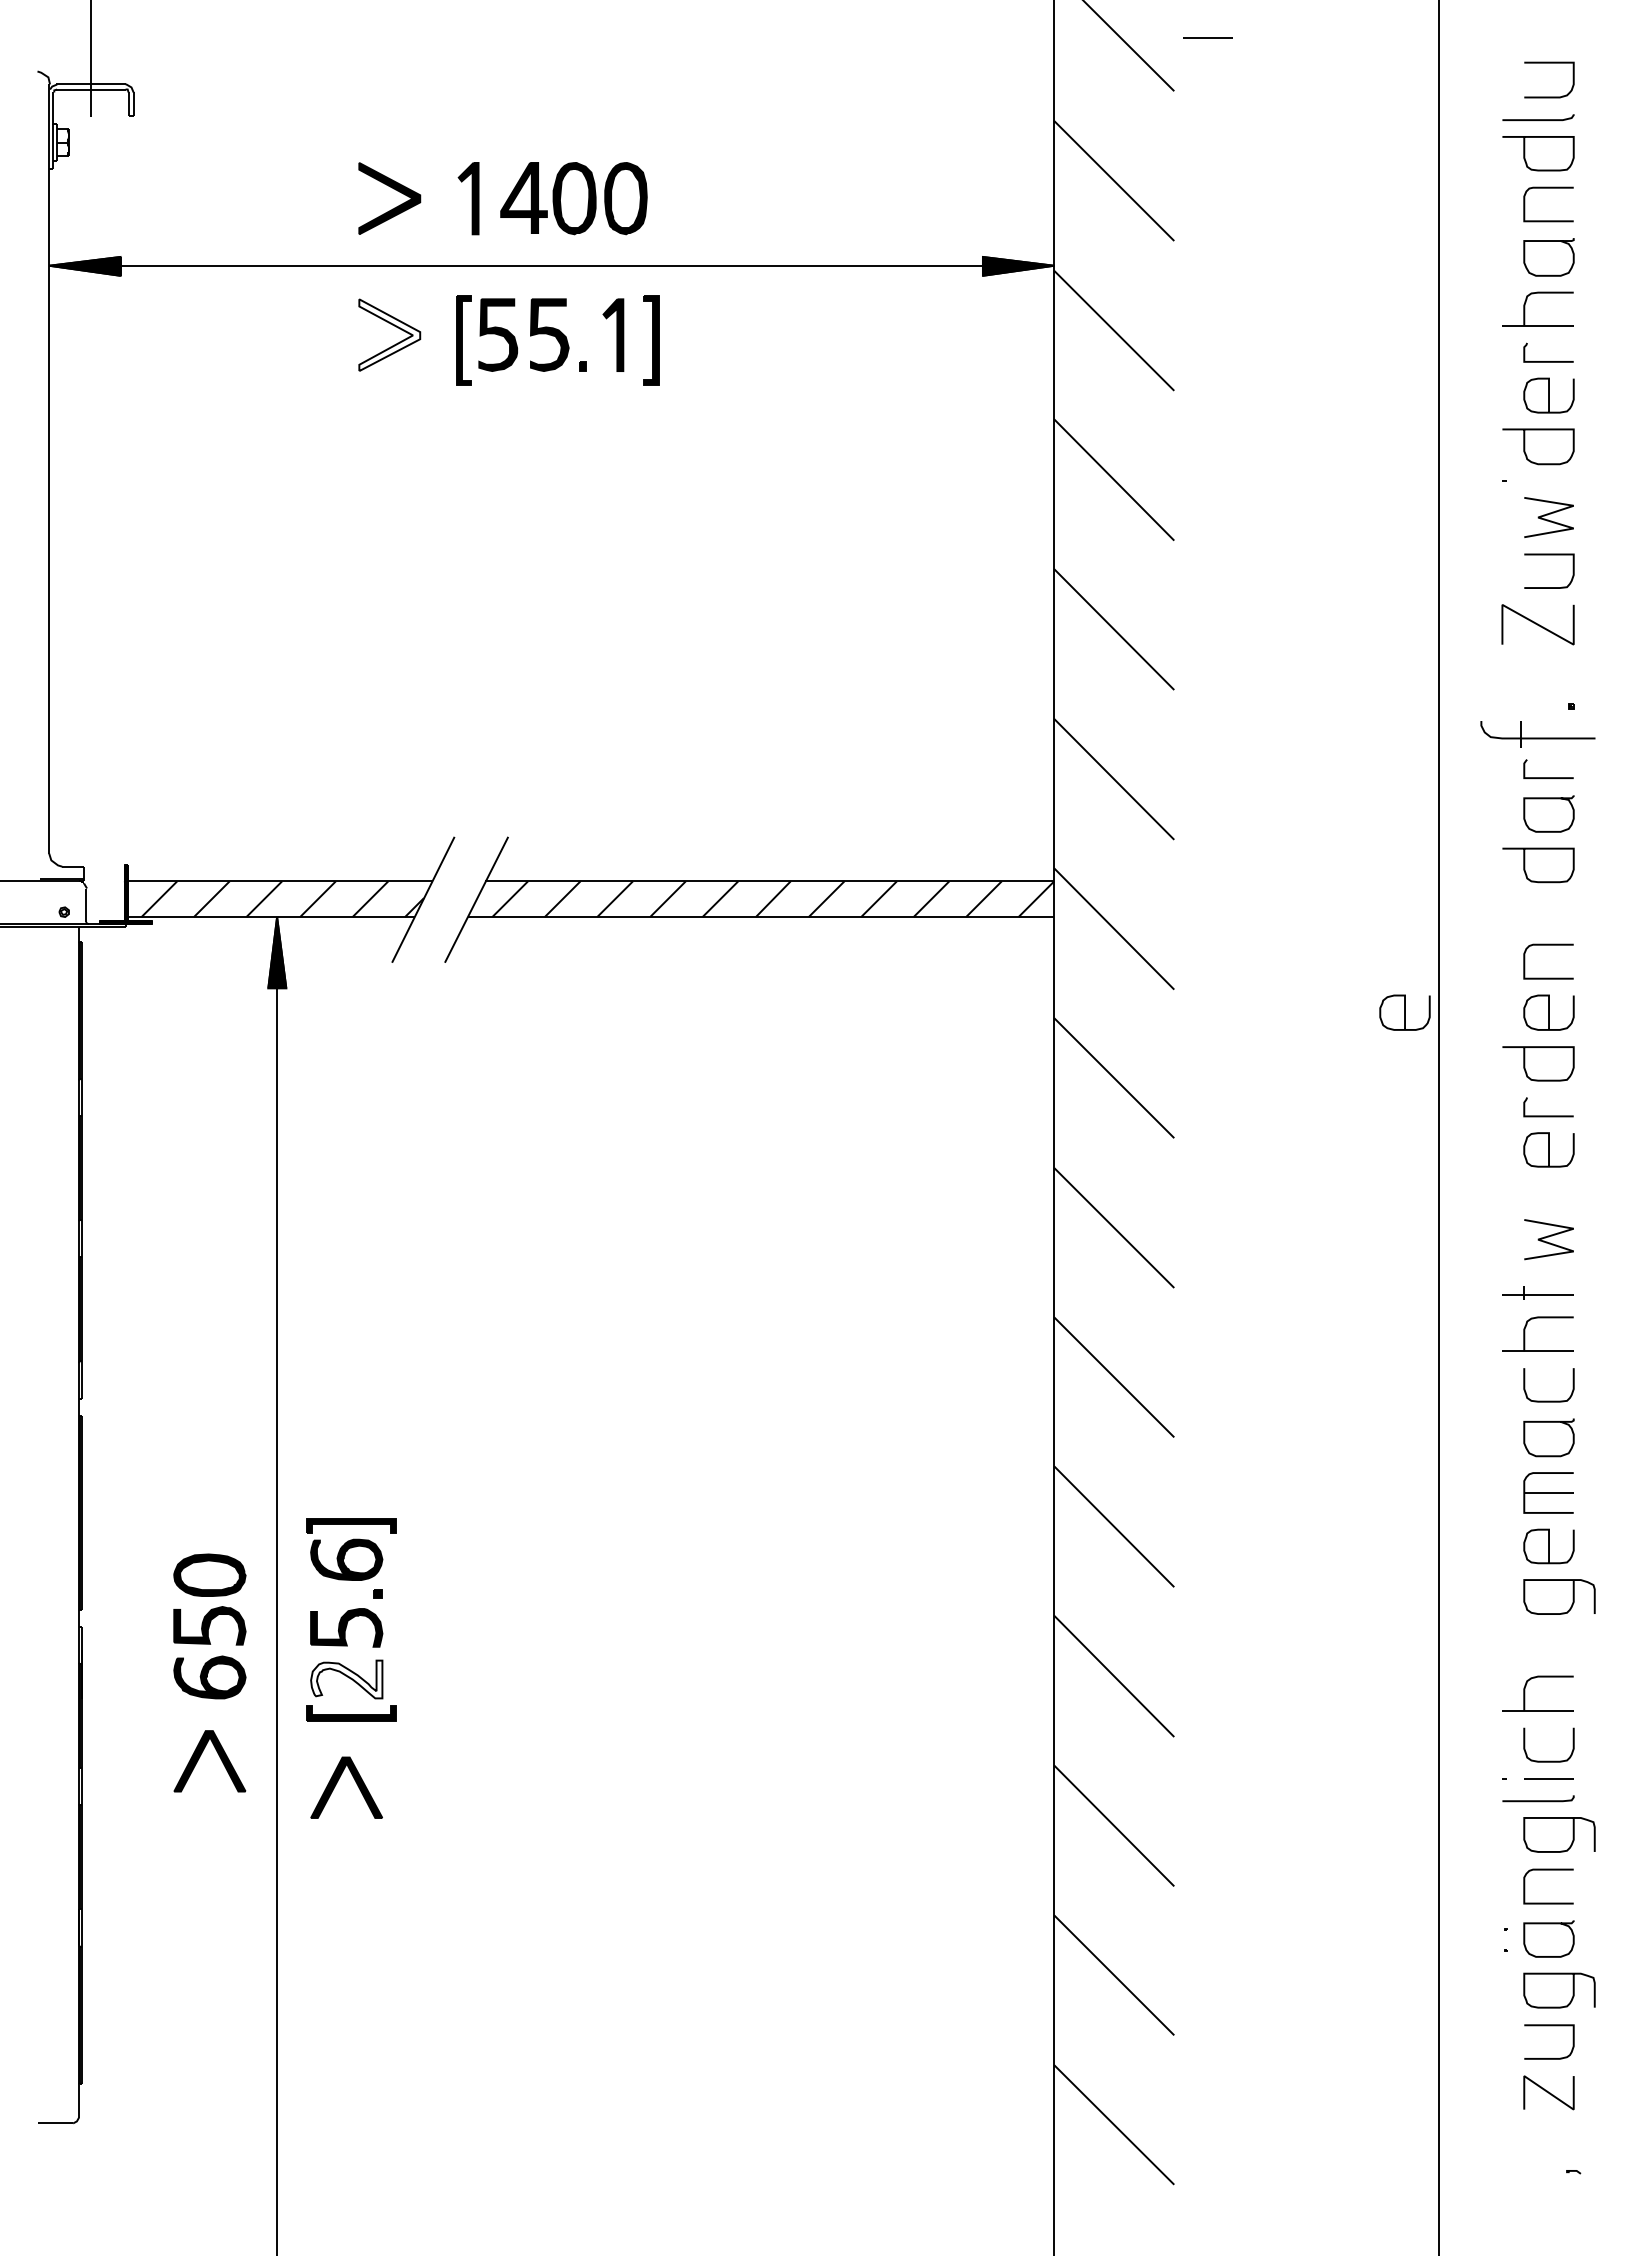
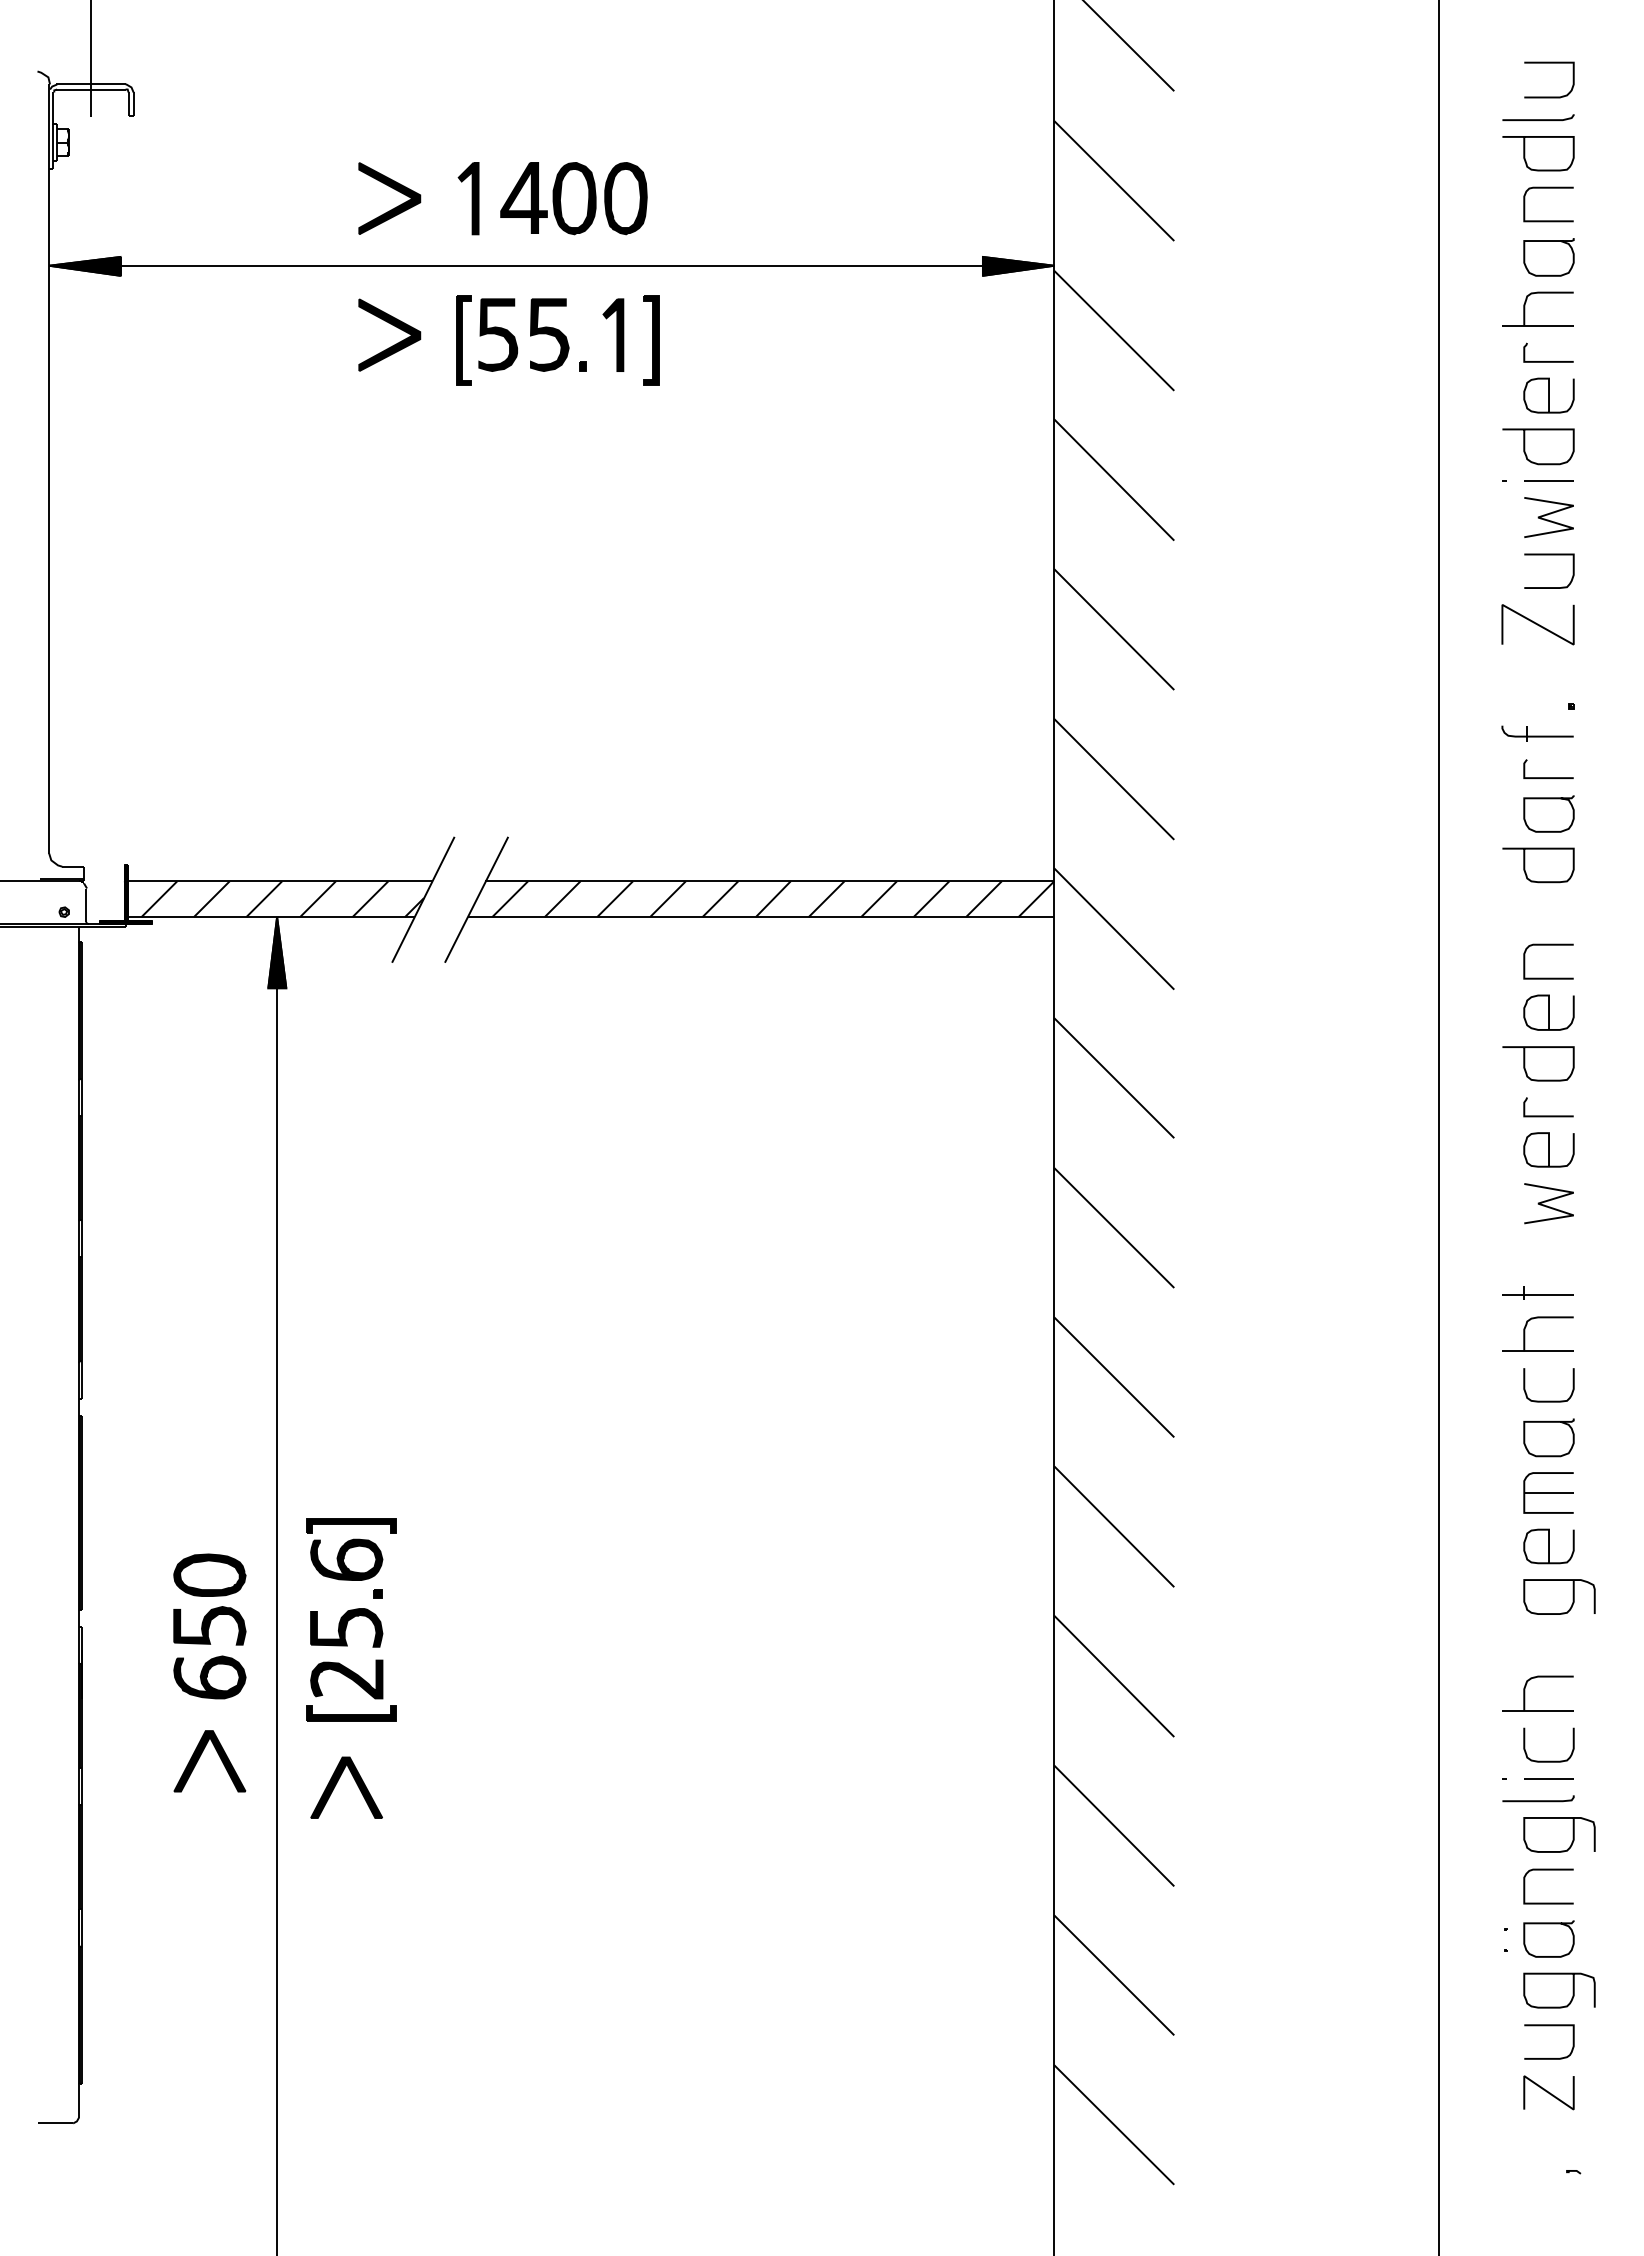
line position: (1207, 37) -> (1548, 480) (1548, 480)
fill: none -> present (389, 335)
part size: 116x27 px -> 73x17 px (1537, 733)
curve: present -> none (1404, 1012)
line position: (1548, 1237) -> (1548, 1201) (1548, 1201)
fill: none -> present (346, 1679)
